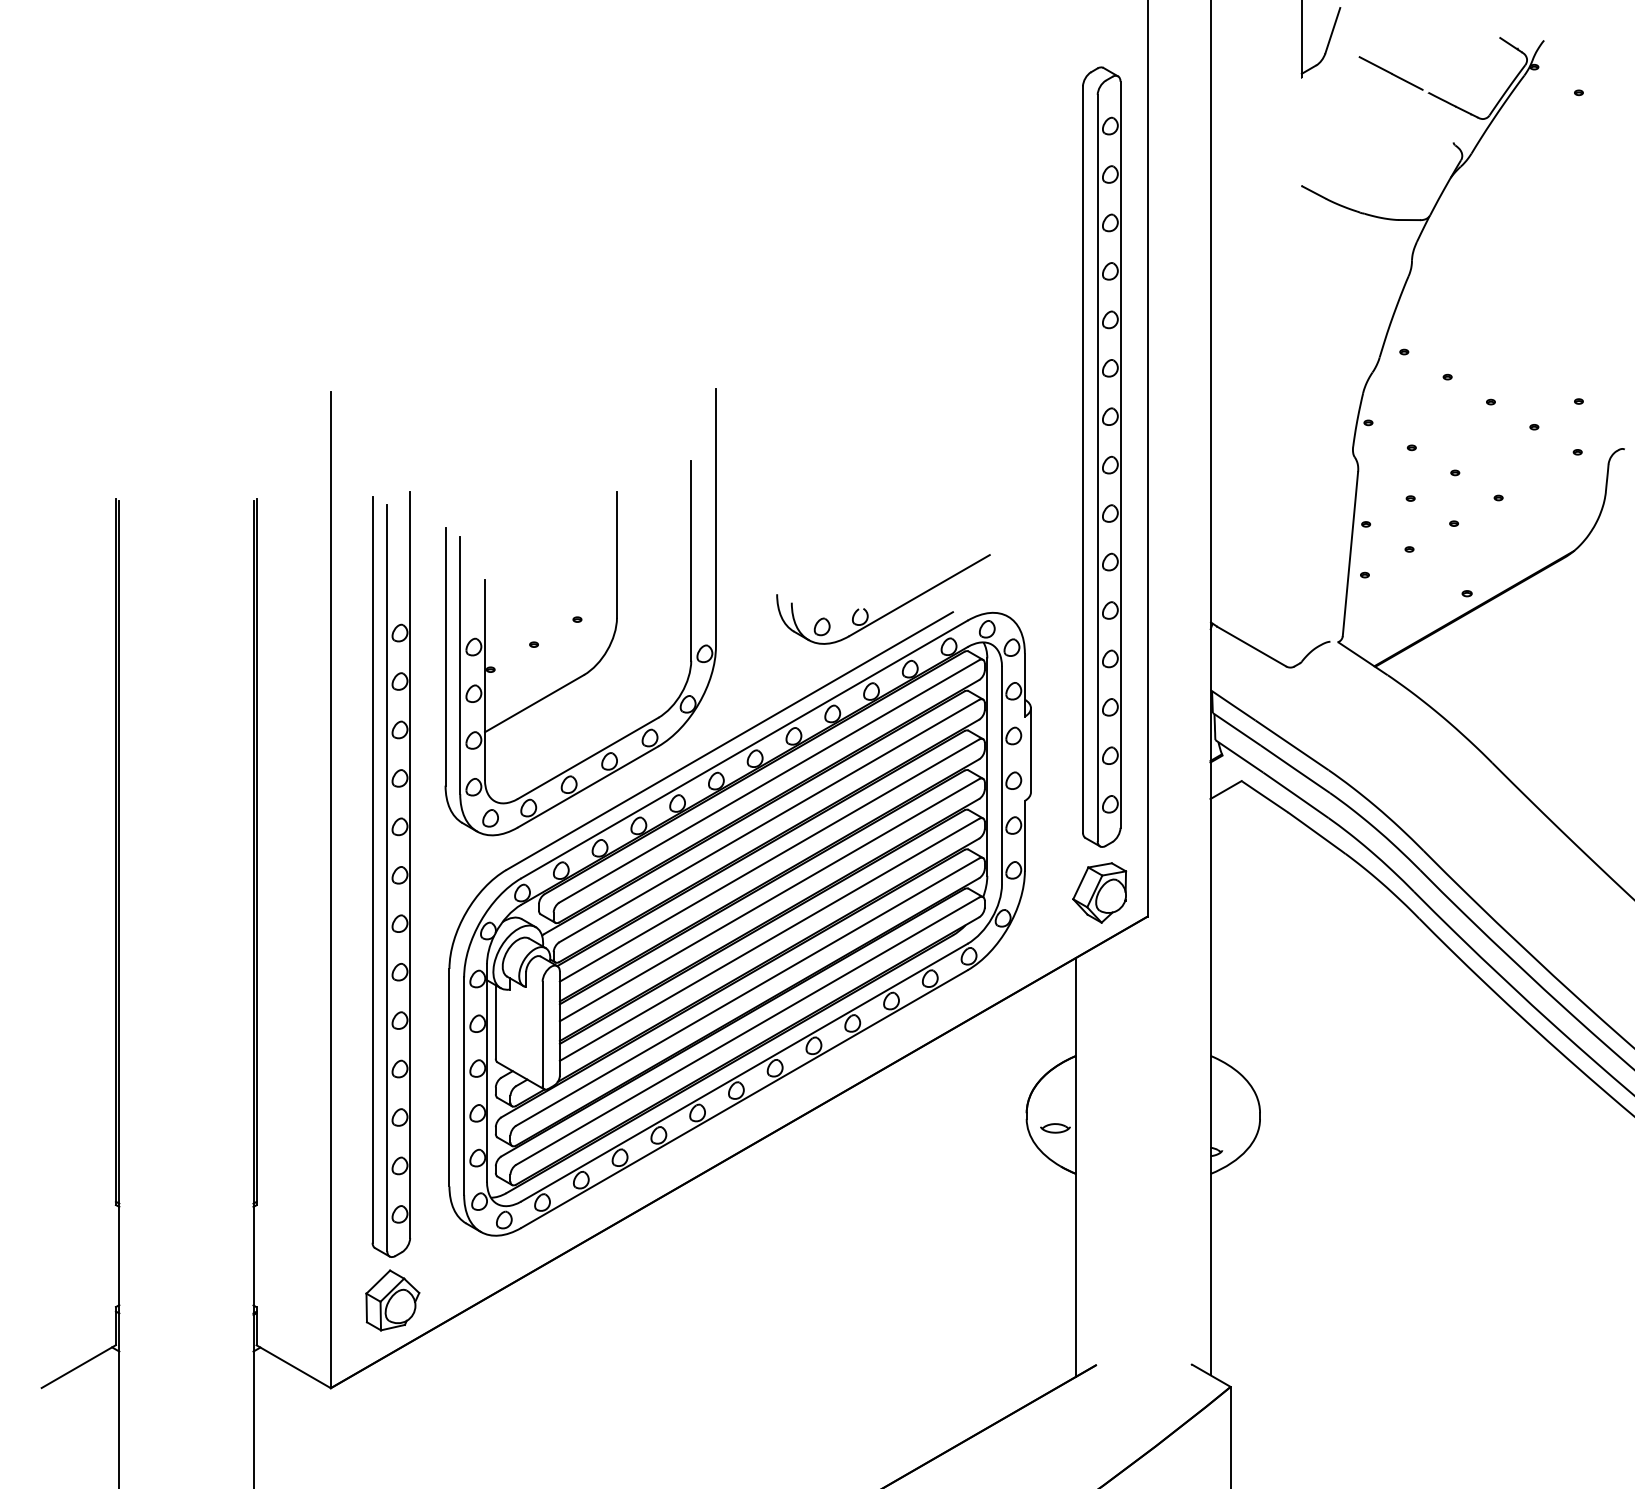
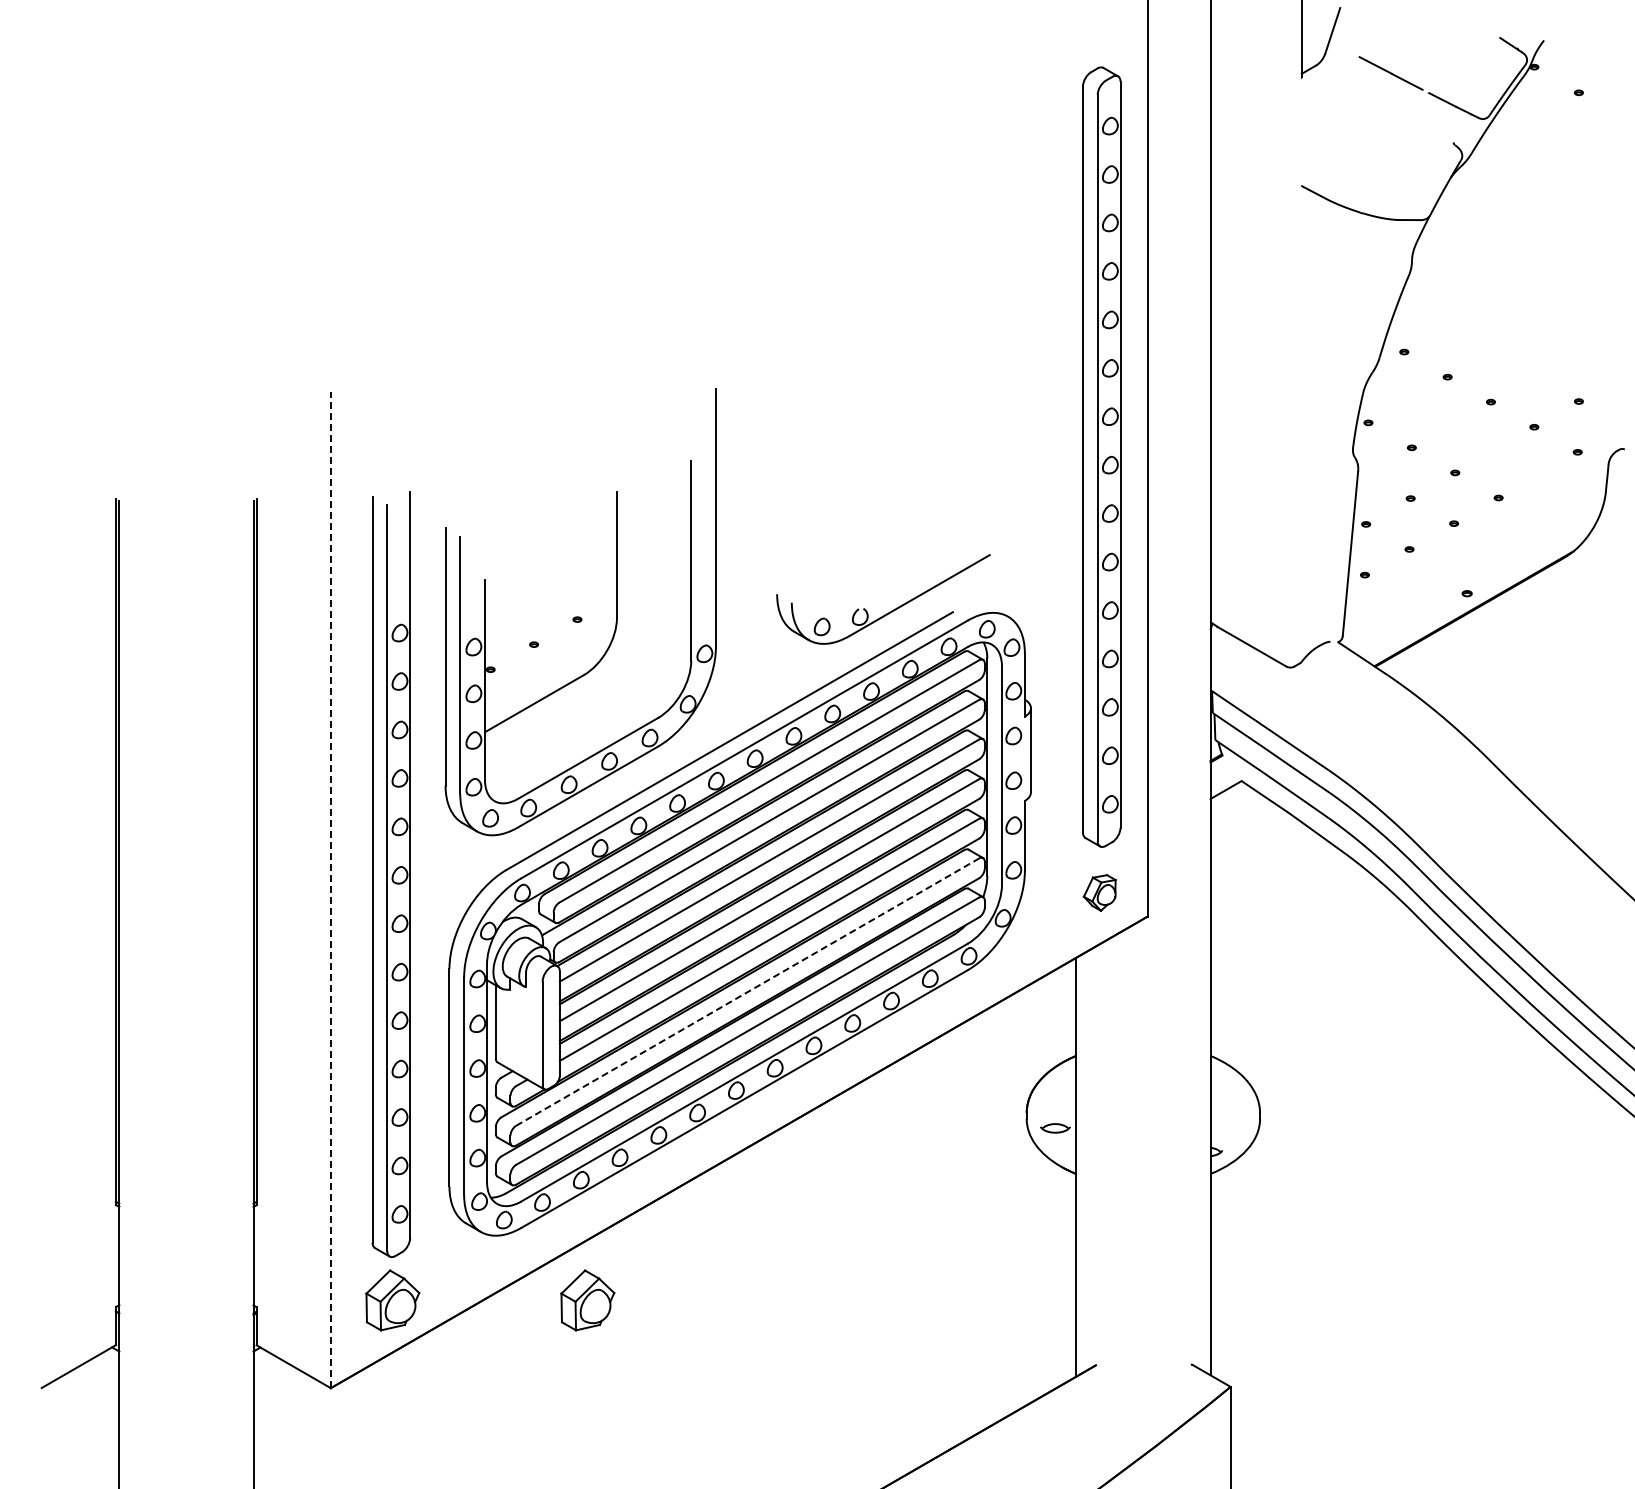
line: solid -> dashed (330, 889)
part size: 56x62 px -> 35x38 px (1099, 892)
line: solid -> dashed (748, 991)
part: none -> present (587, 1300)
